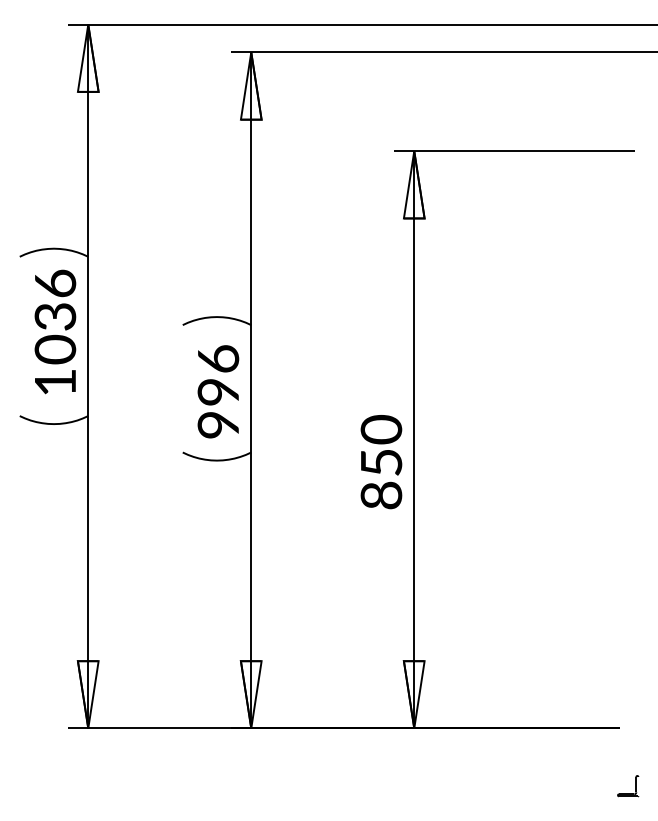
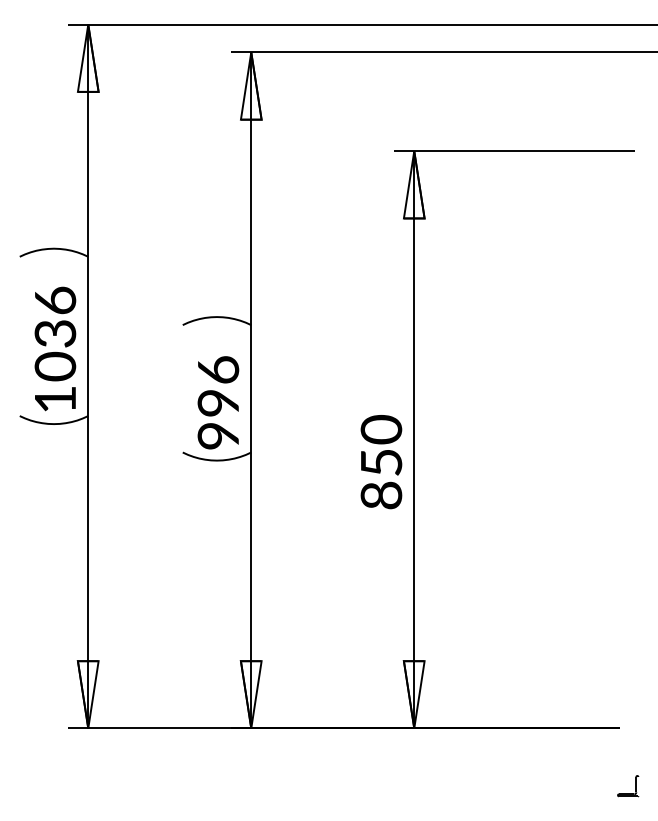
text position: (55, 331) -> (55, 348) (55, 348)
text position: (218, 391) -> (218, 402) (218, 402)
